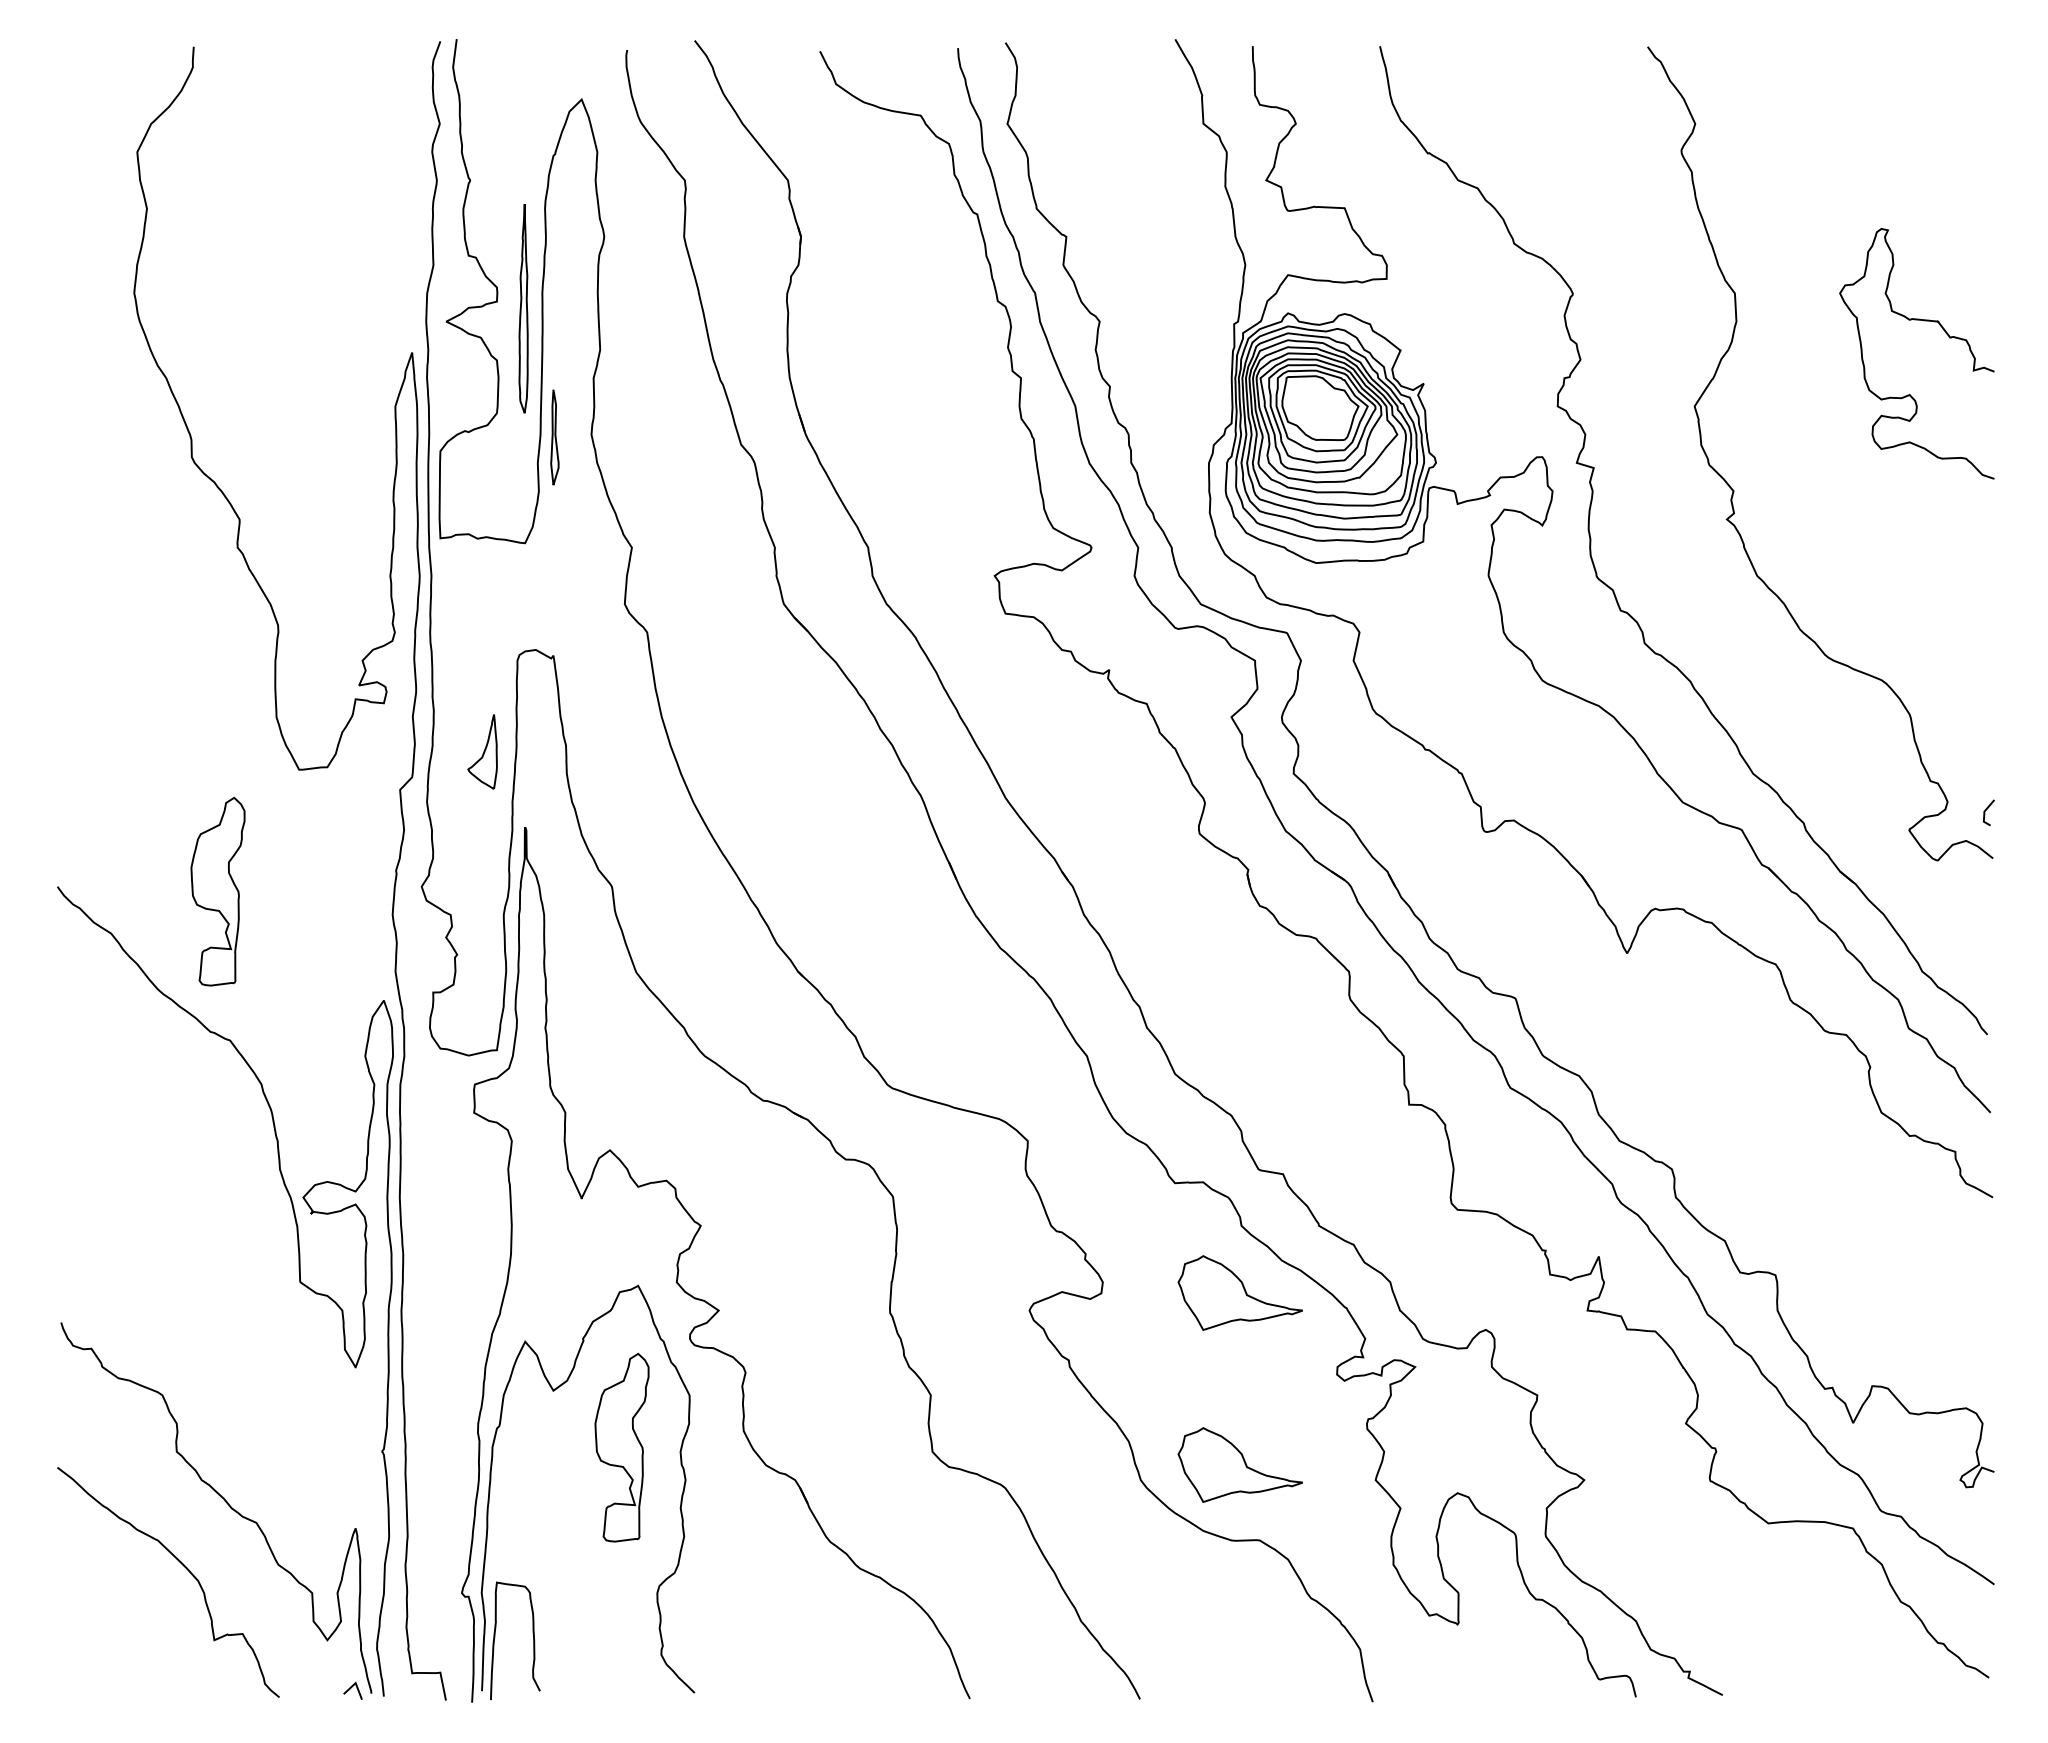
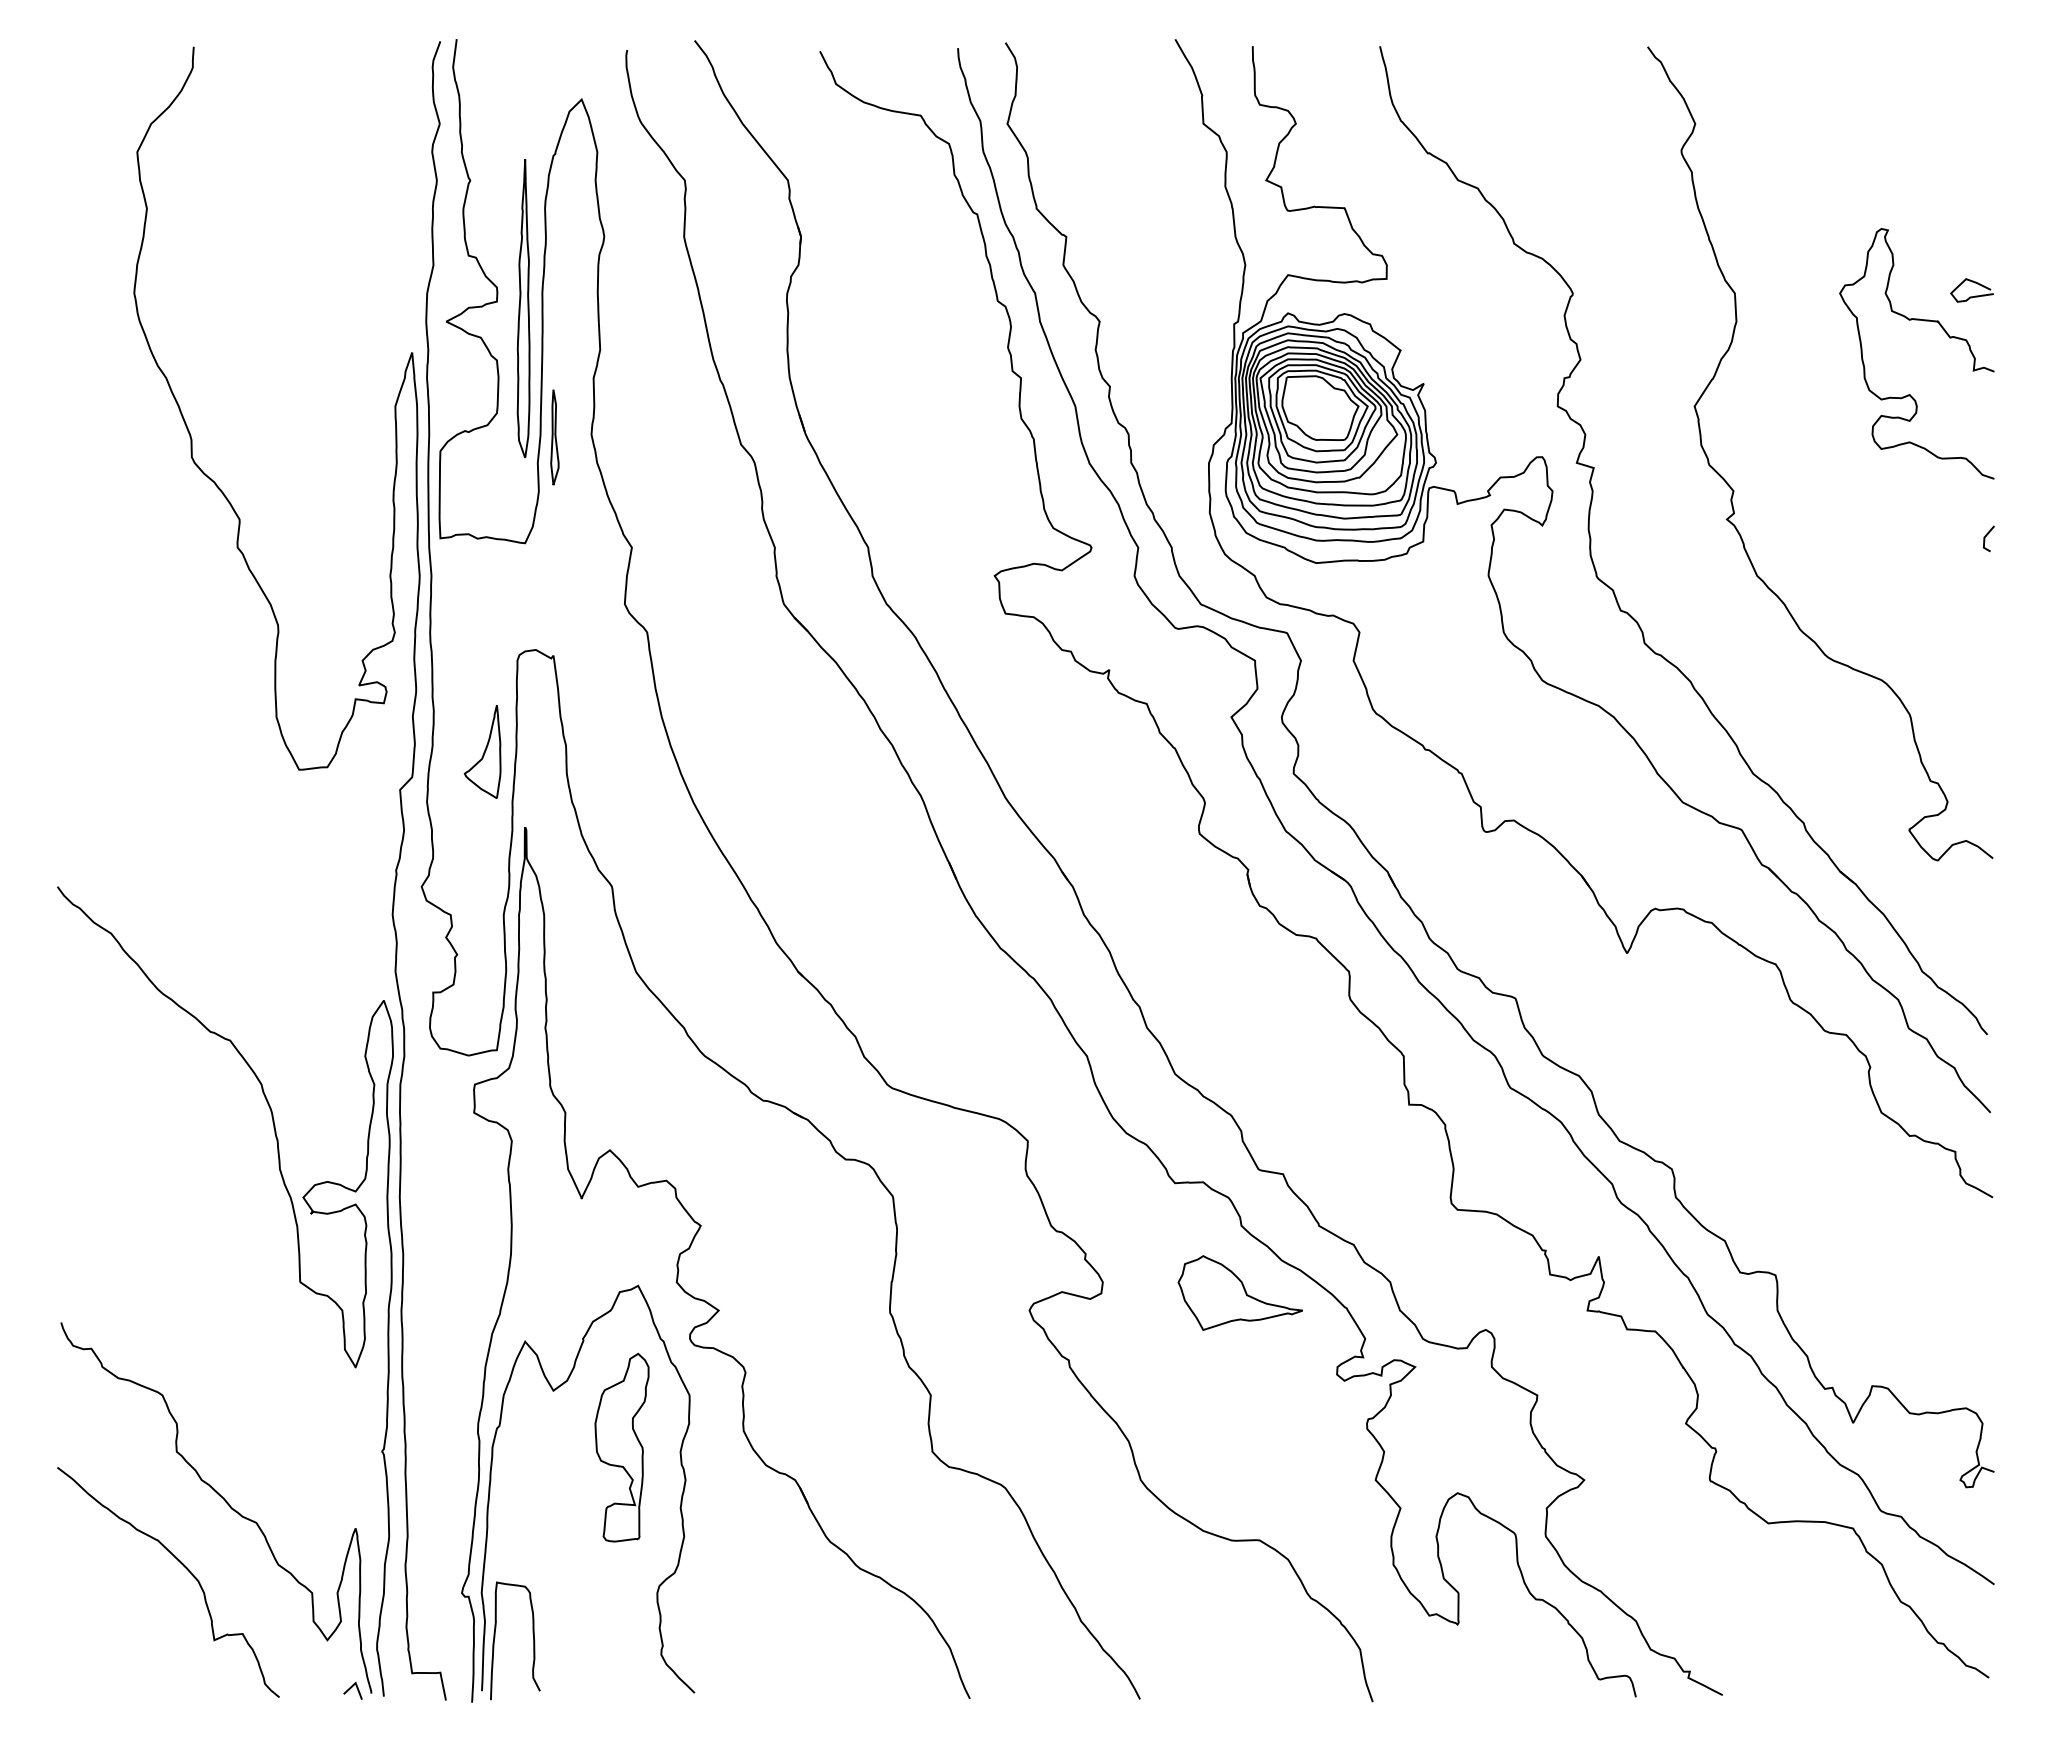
curve: none -> present (1971, 296)
part size: 11x210 px -> 15x300 px (523, 308)
part size: 31x76 px -> 39x94 px (482, 751)
line position: (1986, 810) -> (1986, 536) (1986, 536)
part: present -> none (217, 891)
part: present -> none (1239, 1464)
